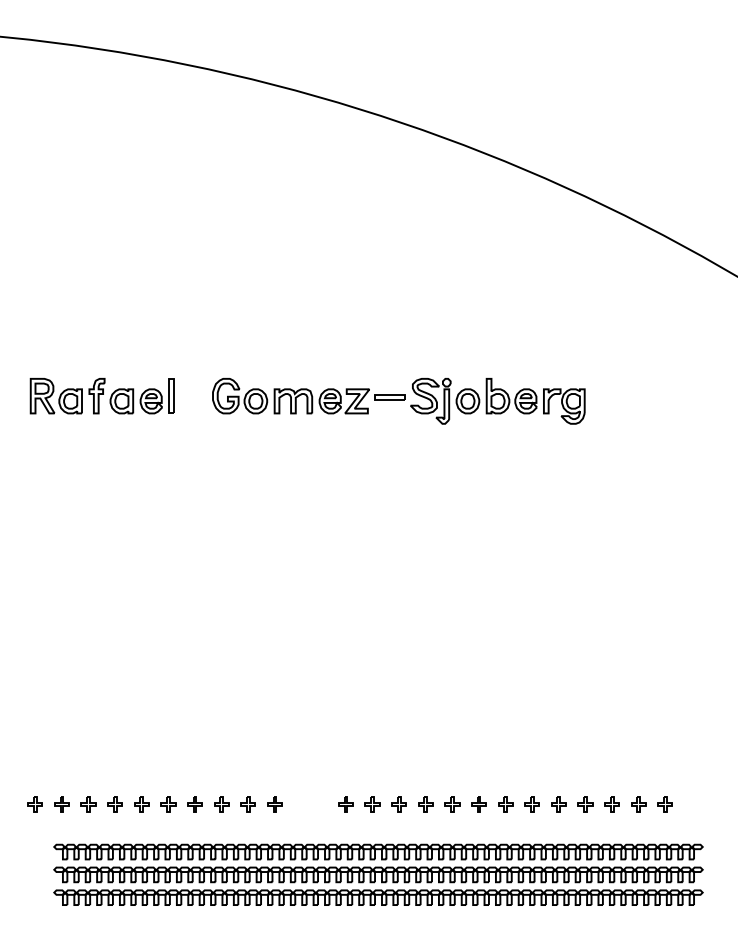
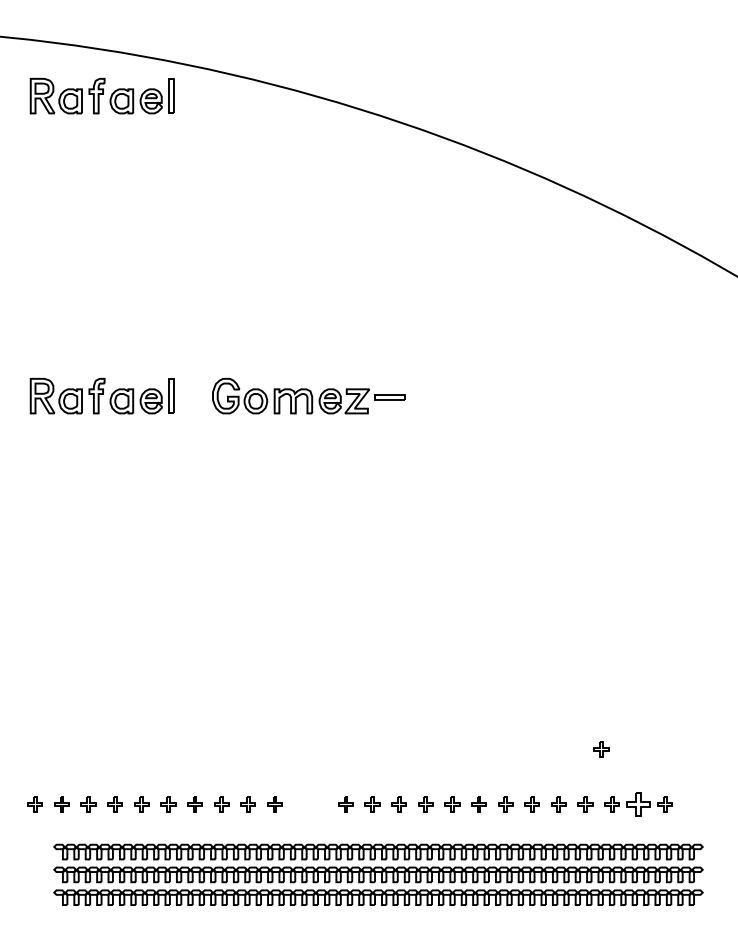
part: none -> present (101, 96)
part: present -> none (497, 401)
part: none -> present (601, 749)
part size: 16x17 px -> 25x25 px (638, 804)
